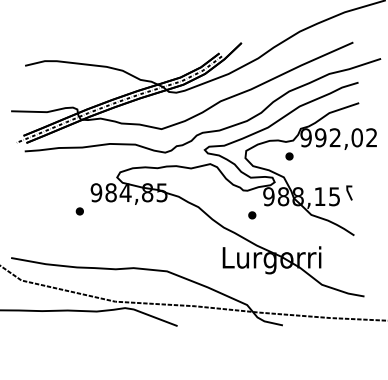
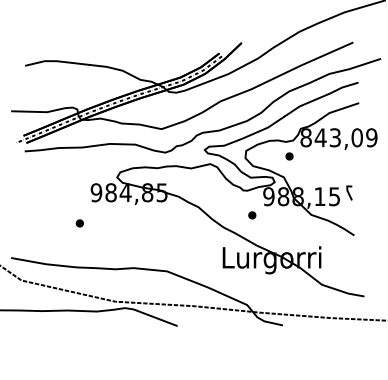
text: 992,02 -> 843,09 (338, 137)
part position: (79, 211) -> (79, 223) (79, 223)
